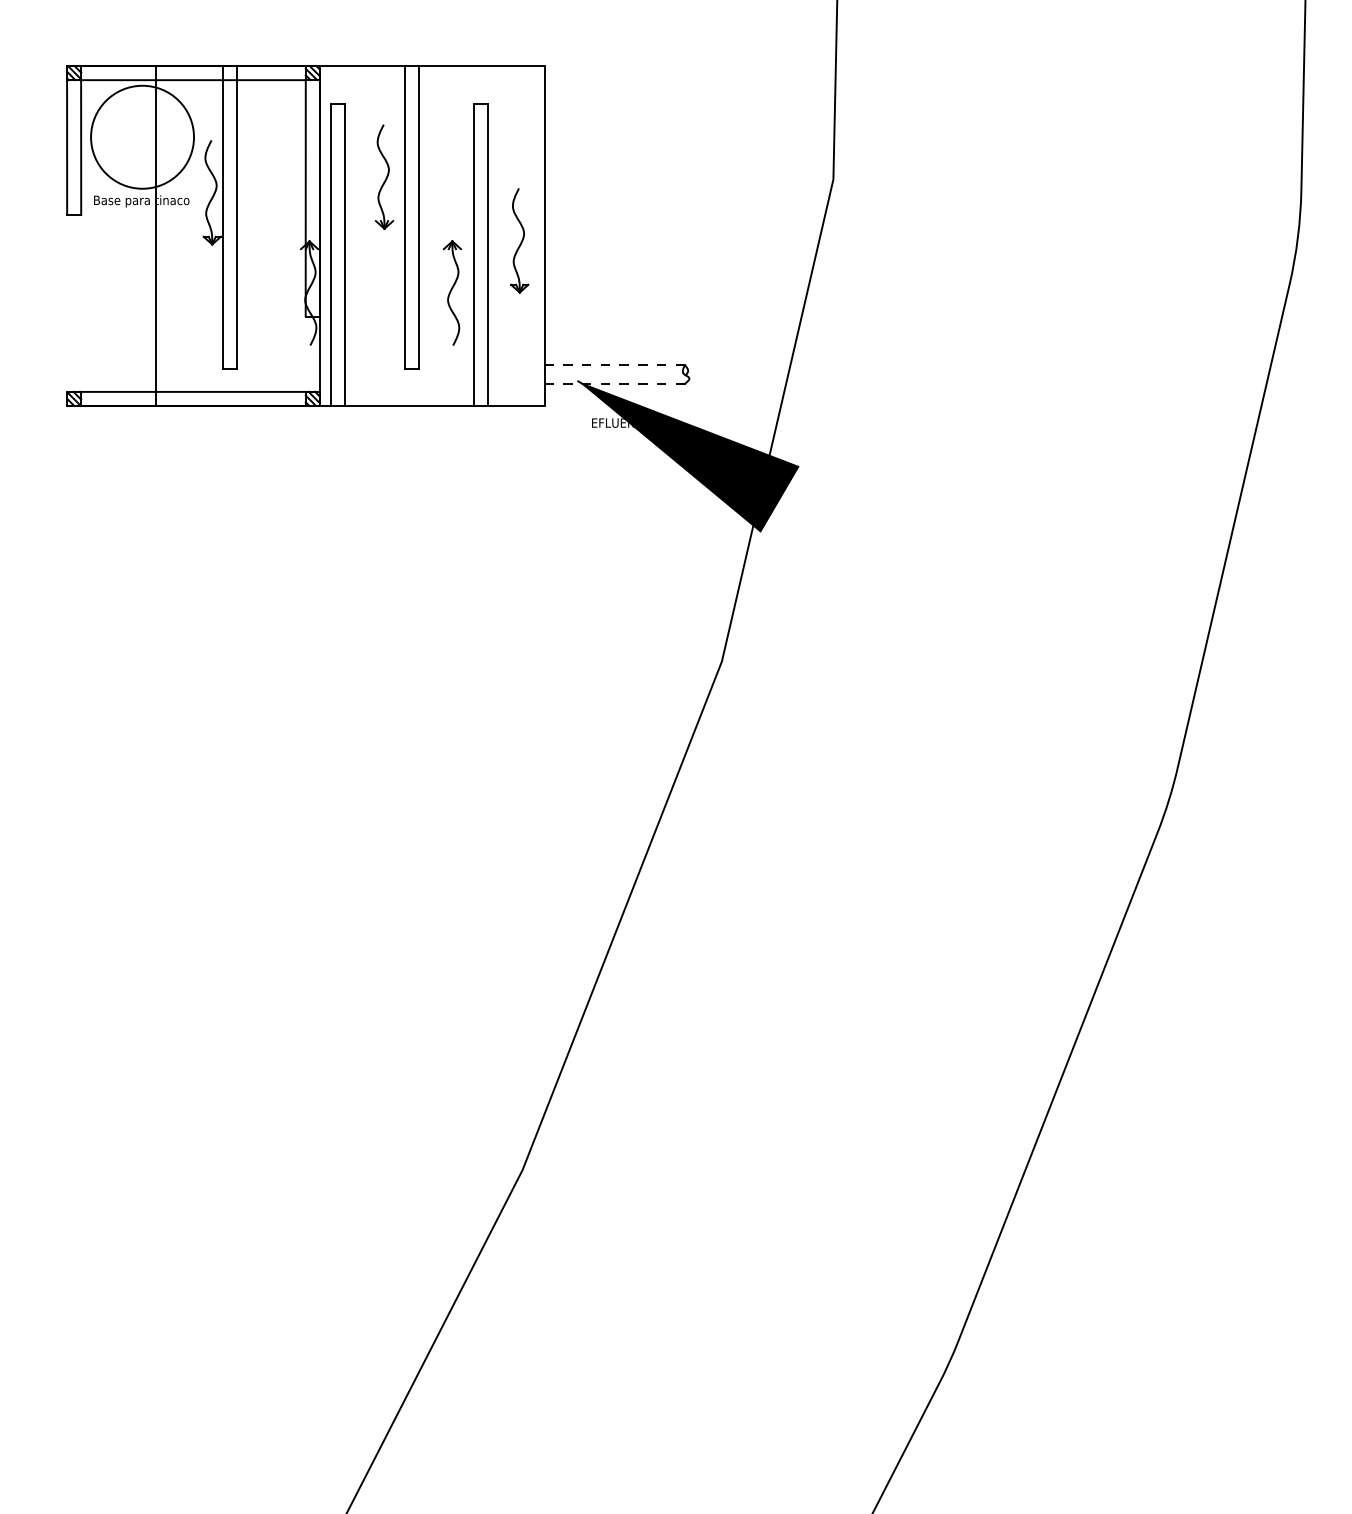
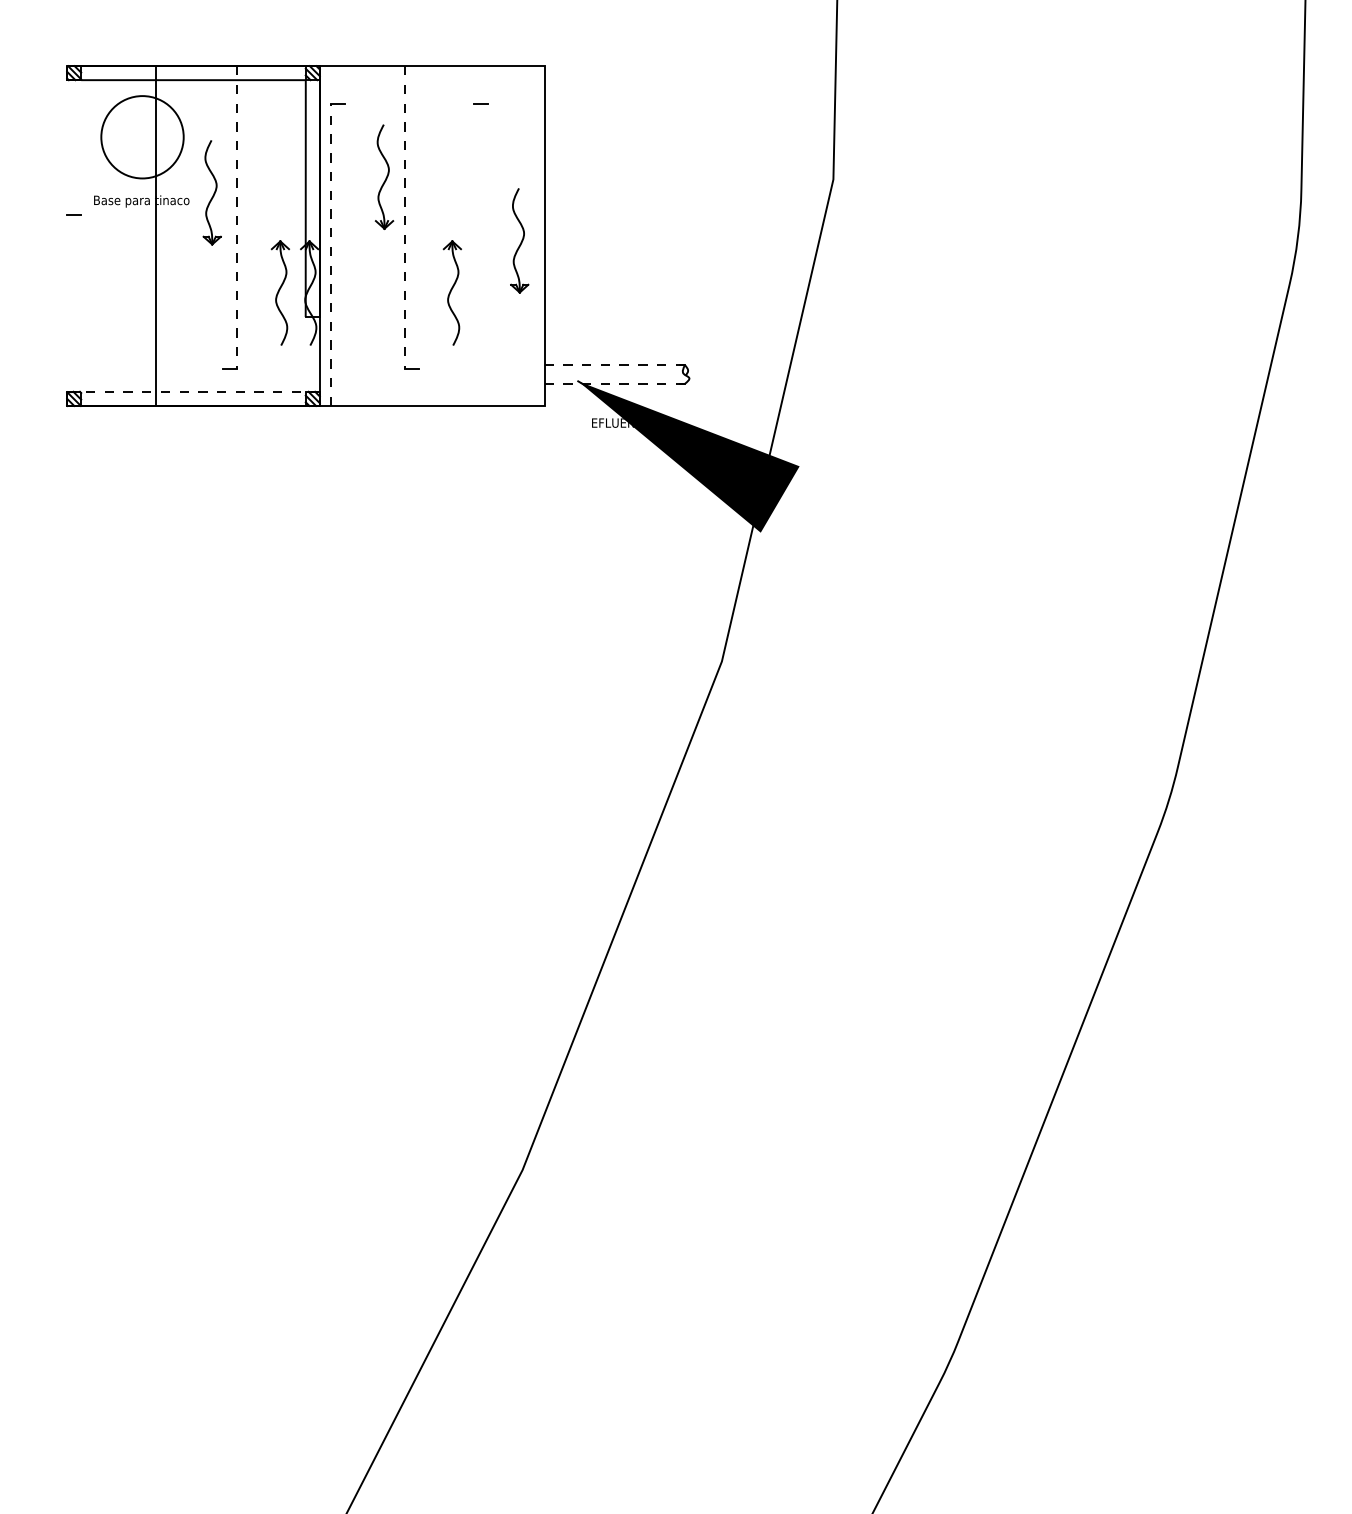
circle diameter: 103 px -> 82 px (142, 137)
line: present -> none (67, 140)
line: present -> none (81, 147)
line: present -> none (223, 217)
line: solid -> dashed (237, 217)
line: solid -> dashed (404, 217)
line: present -> none (418, 217)
line: solid -> dashed (331, 254)
line: present -> none (345, 254)
line: present -> none (474, 254)
line: present -> none (488, 254)
part: none -> present (279, 292)
line: solid -> dashed (193, 391)
